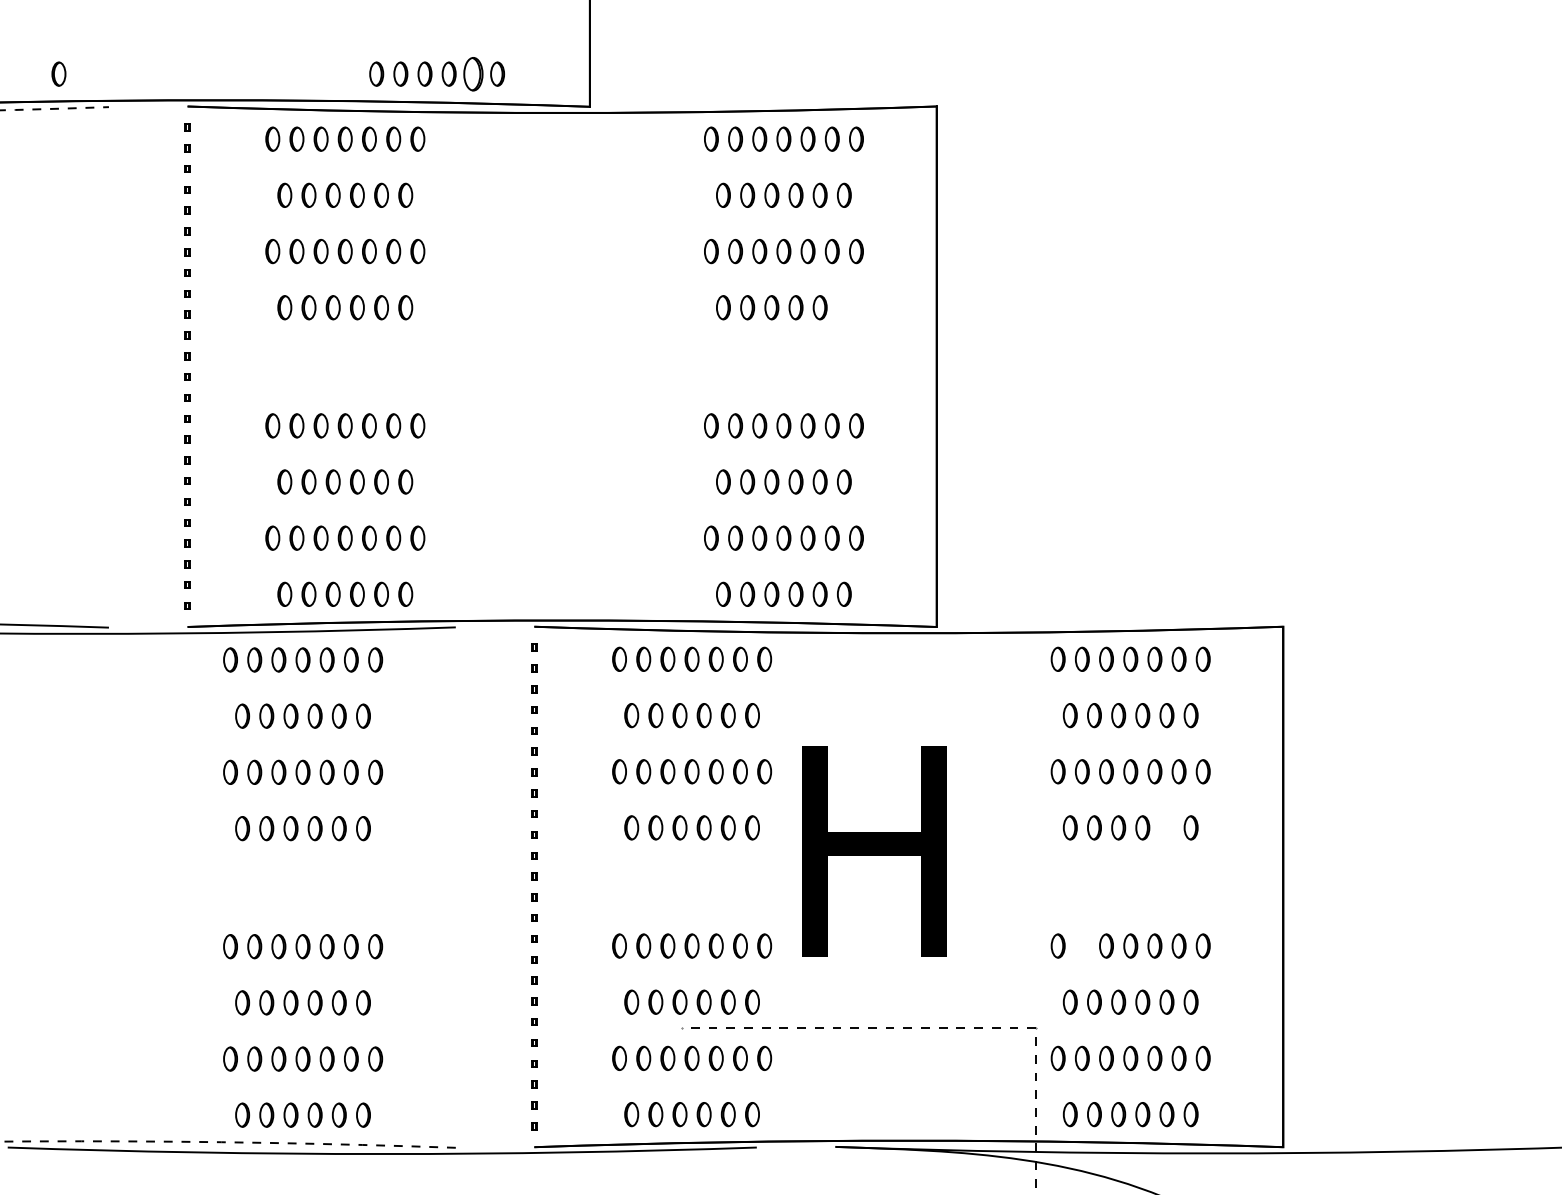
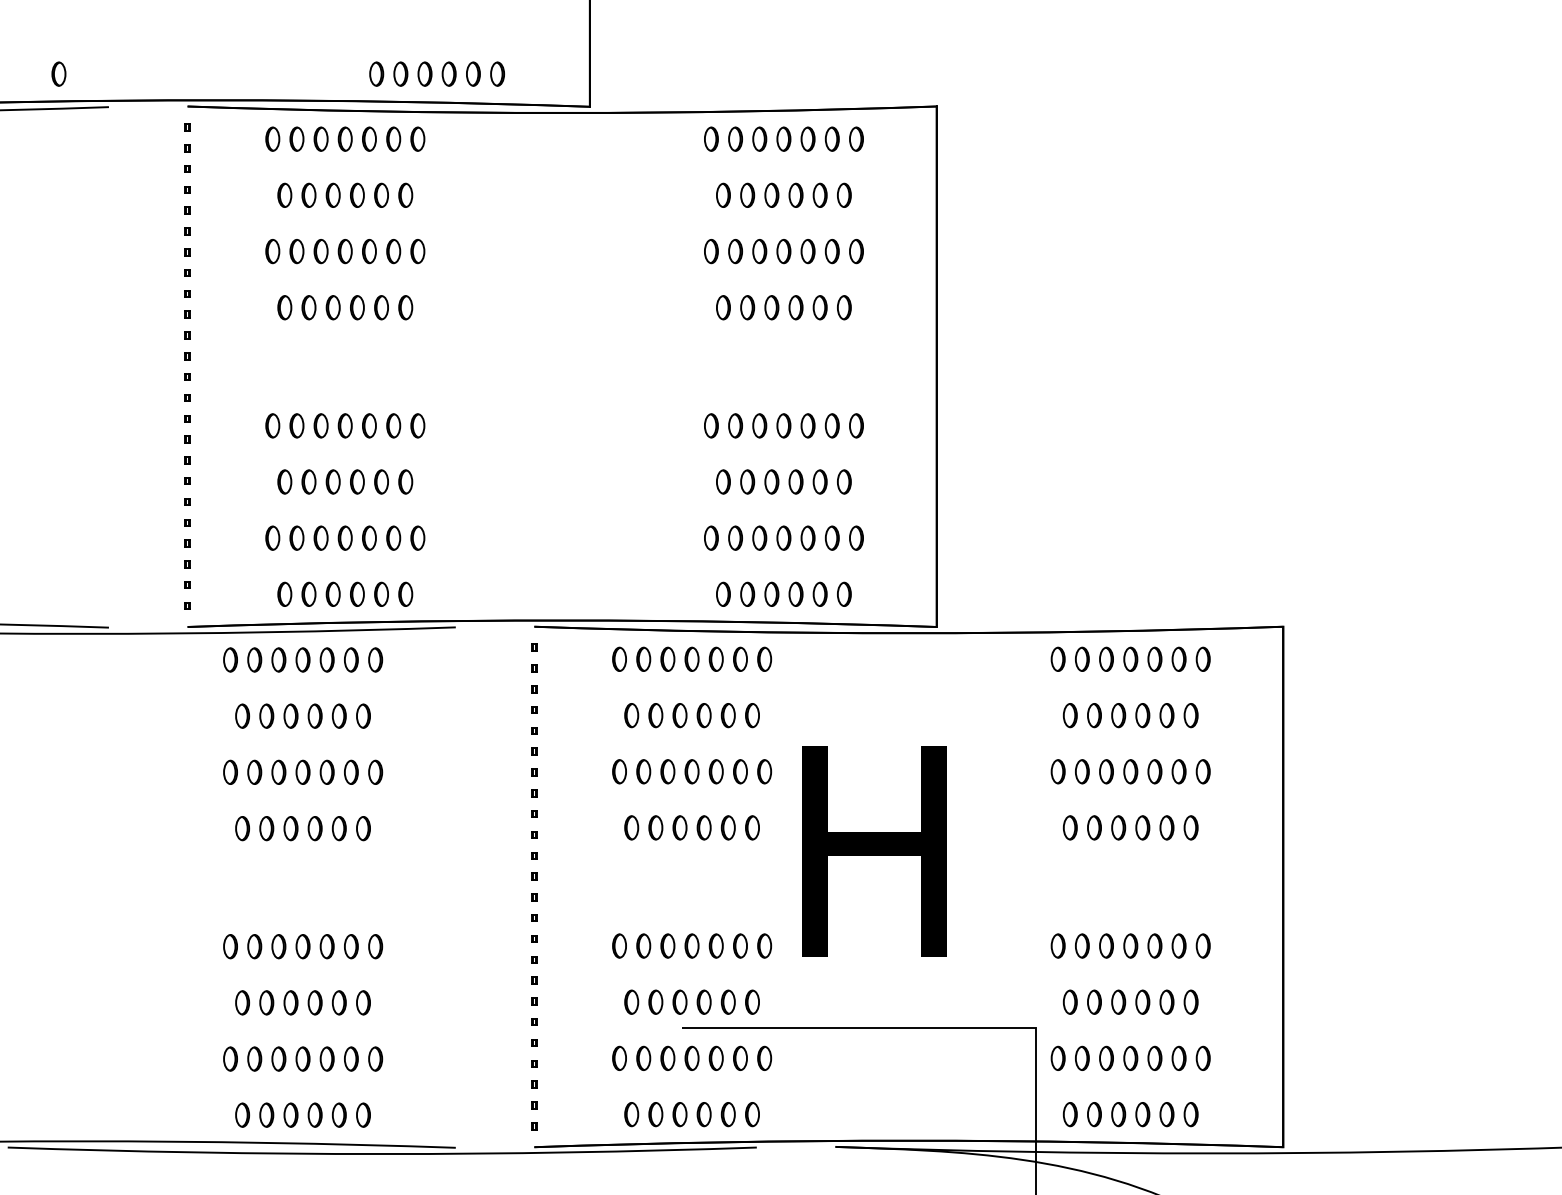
part size: 21x35 px -> 15x26 px (473, 73)
arc: dashed -> solid (54, 108)
part: none -> present (844, 307)
part: none -> present (1166, 827)
part: none -> present (1082, 945)
line: dashed -> solid (942, 1028)
arc: dashed -> solid (227, 1142)
